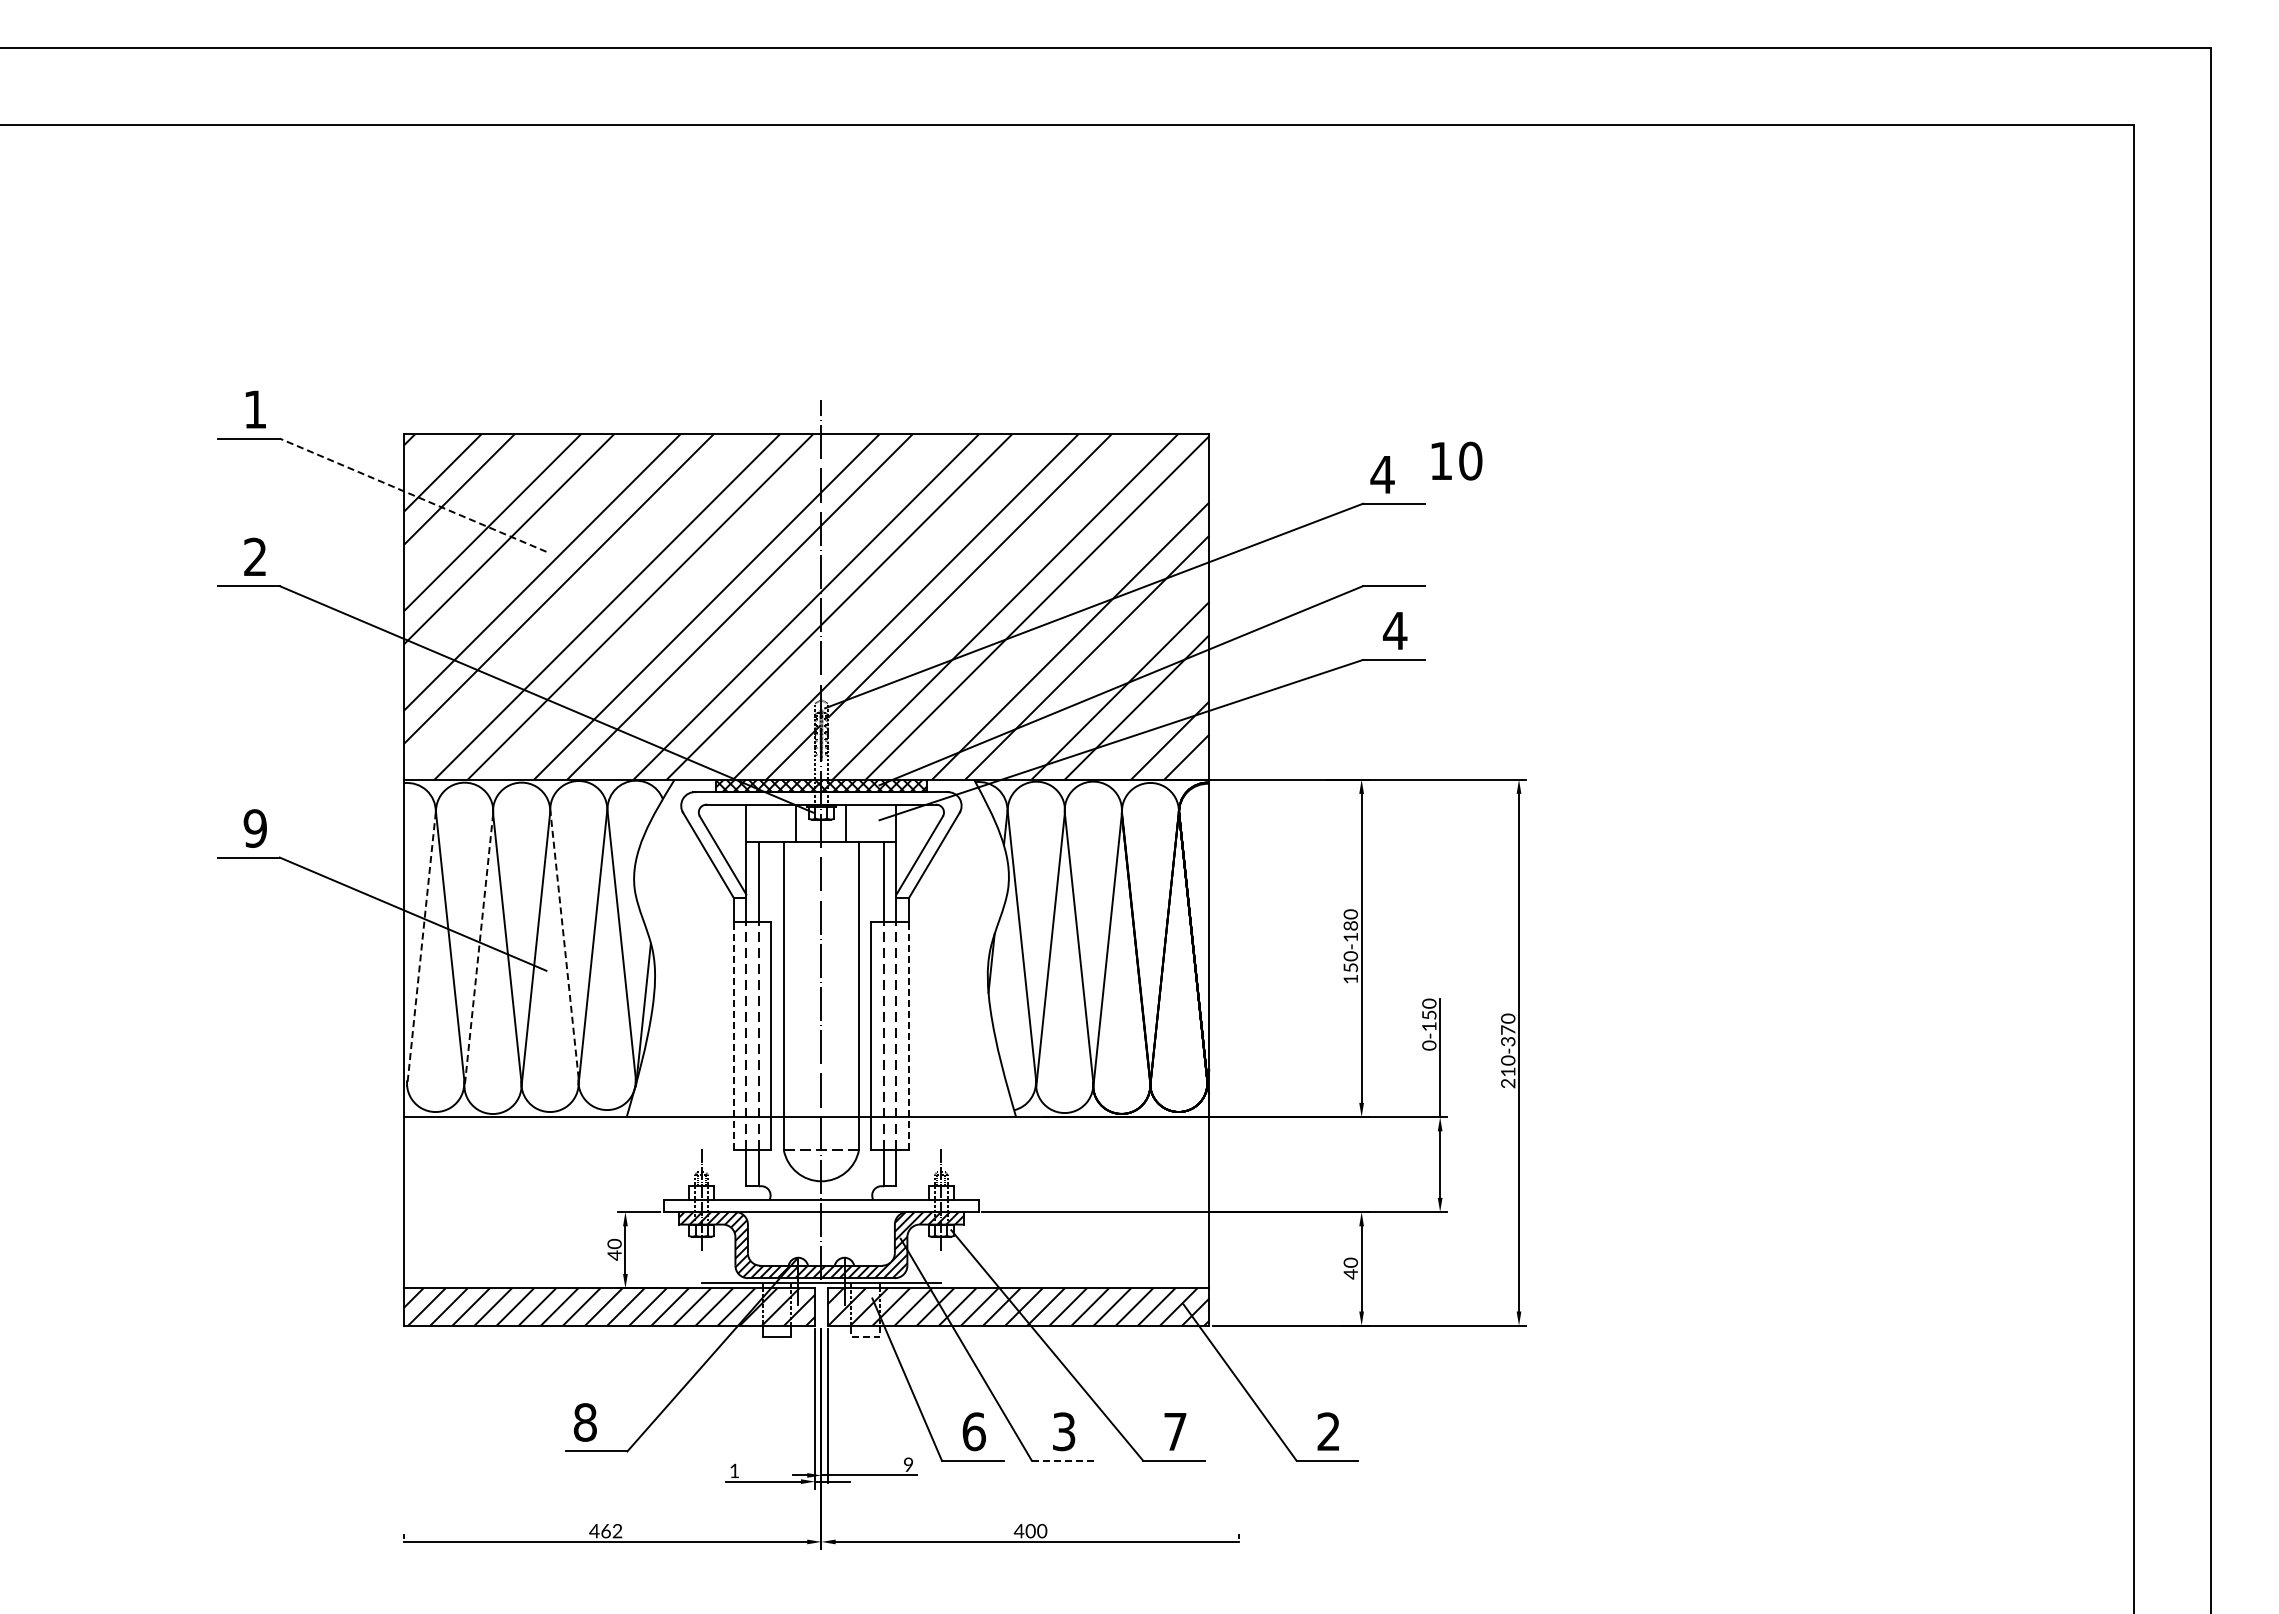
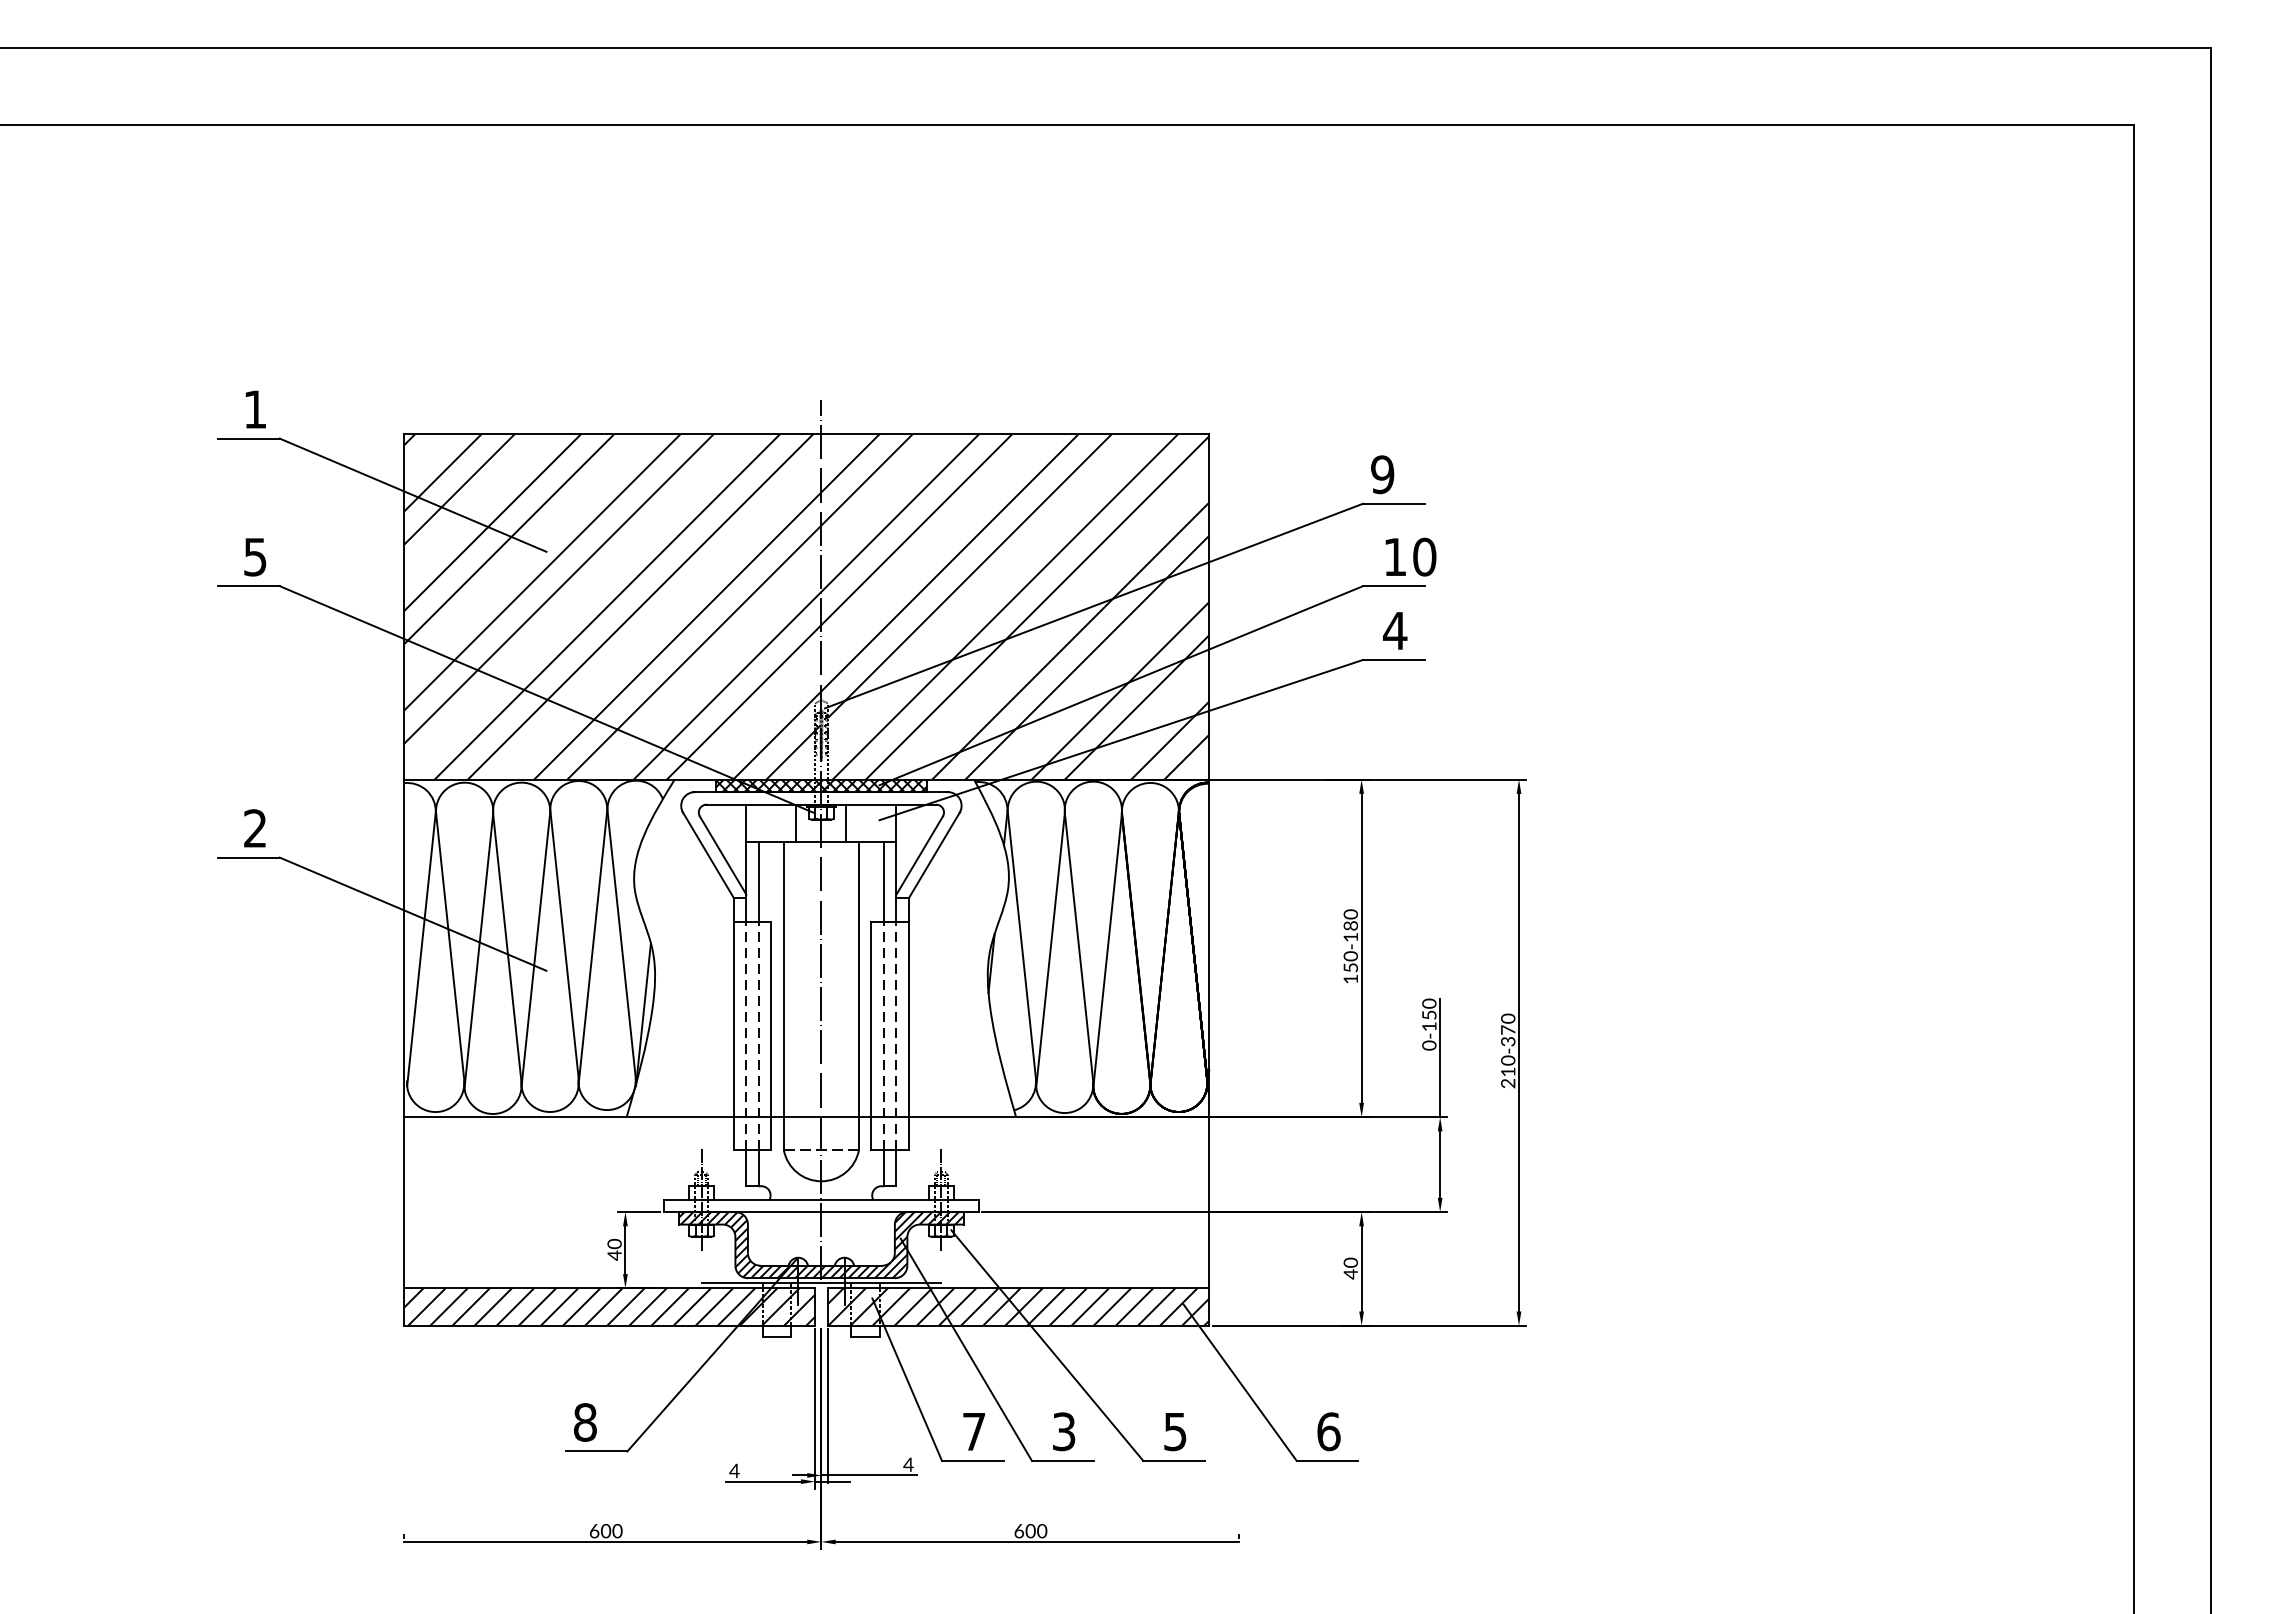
text position: (1456, 460) -> (1410, 556) (1410, 556)
text: 4 -> 9 (1382, 474)
line: dashed -> solid (413, 495)
text: 2 -> 5 (255, 556)
text: 9 -> 2 (254, 828)
line: dashed -> solid (564, 944)
line: dashed -> solid (421, 949)
line: dashed -> solid (478, 951)
line: dashed -> solid (733, 1035)
line: dashed -> solid (908, 1035)
line: dashed -> solid (865, 1337)
text: 6 -> 7 (974, 1431)
text: 2 -> 6 (1328, 1431)
text: 7 -> 5 (1175, 1432)
line: dashed -> solid (1062, 1460)
text: 9 -> 4 (908, 1464)
text: 1 -> 4 (734, 1470)
text: 462 -> 600 (605, 1531)
text: 400 -> 600 (1018, 1531)
